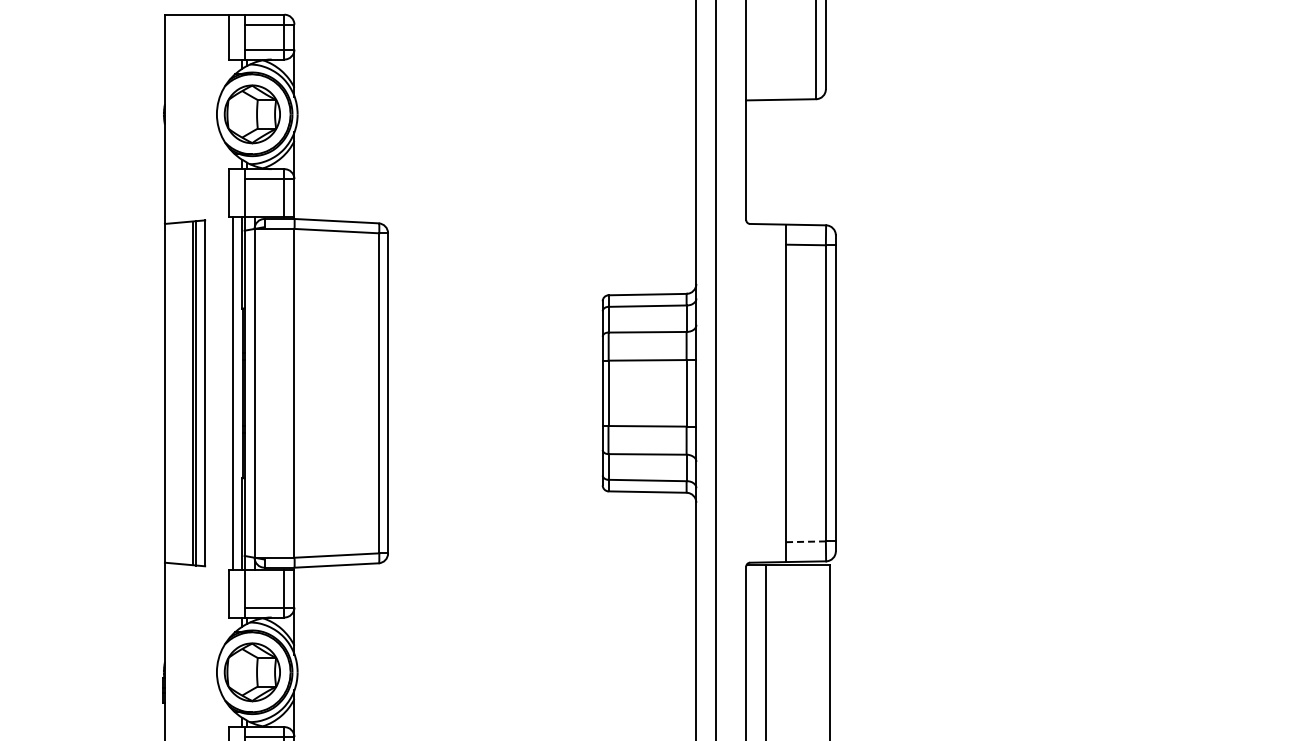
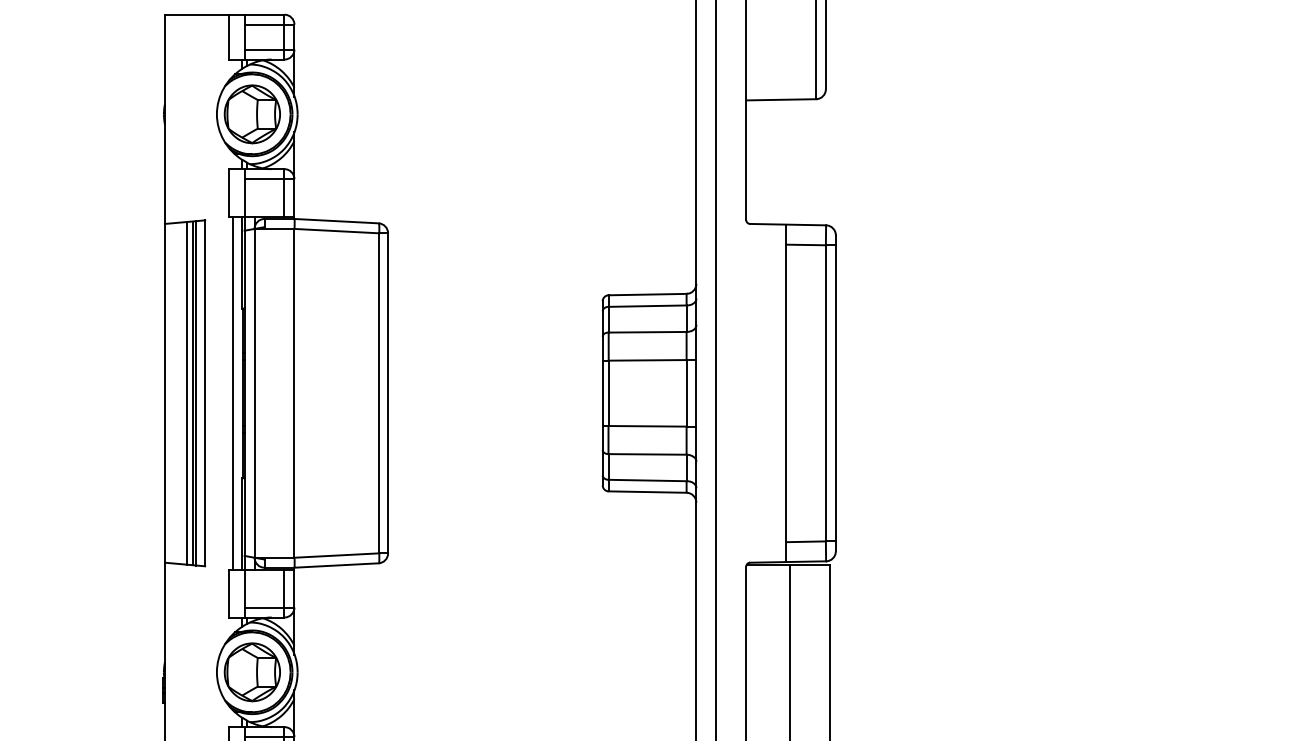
line: none -> present (187, 392)
line: dashed -> solid (805, 541)
line position: (766, 650) -> (790, 650) (790, 650)
